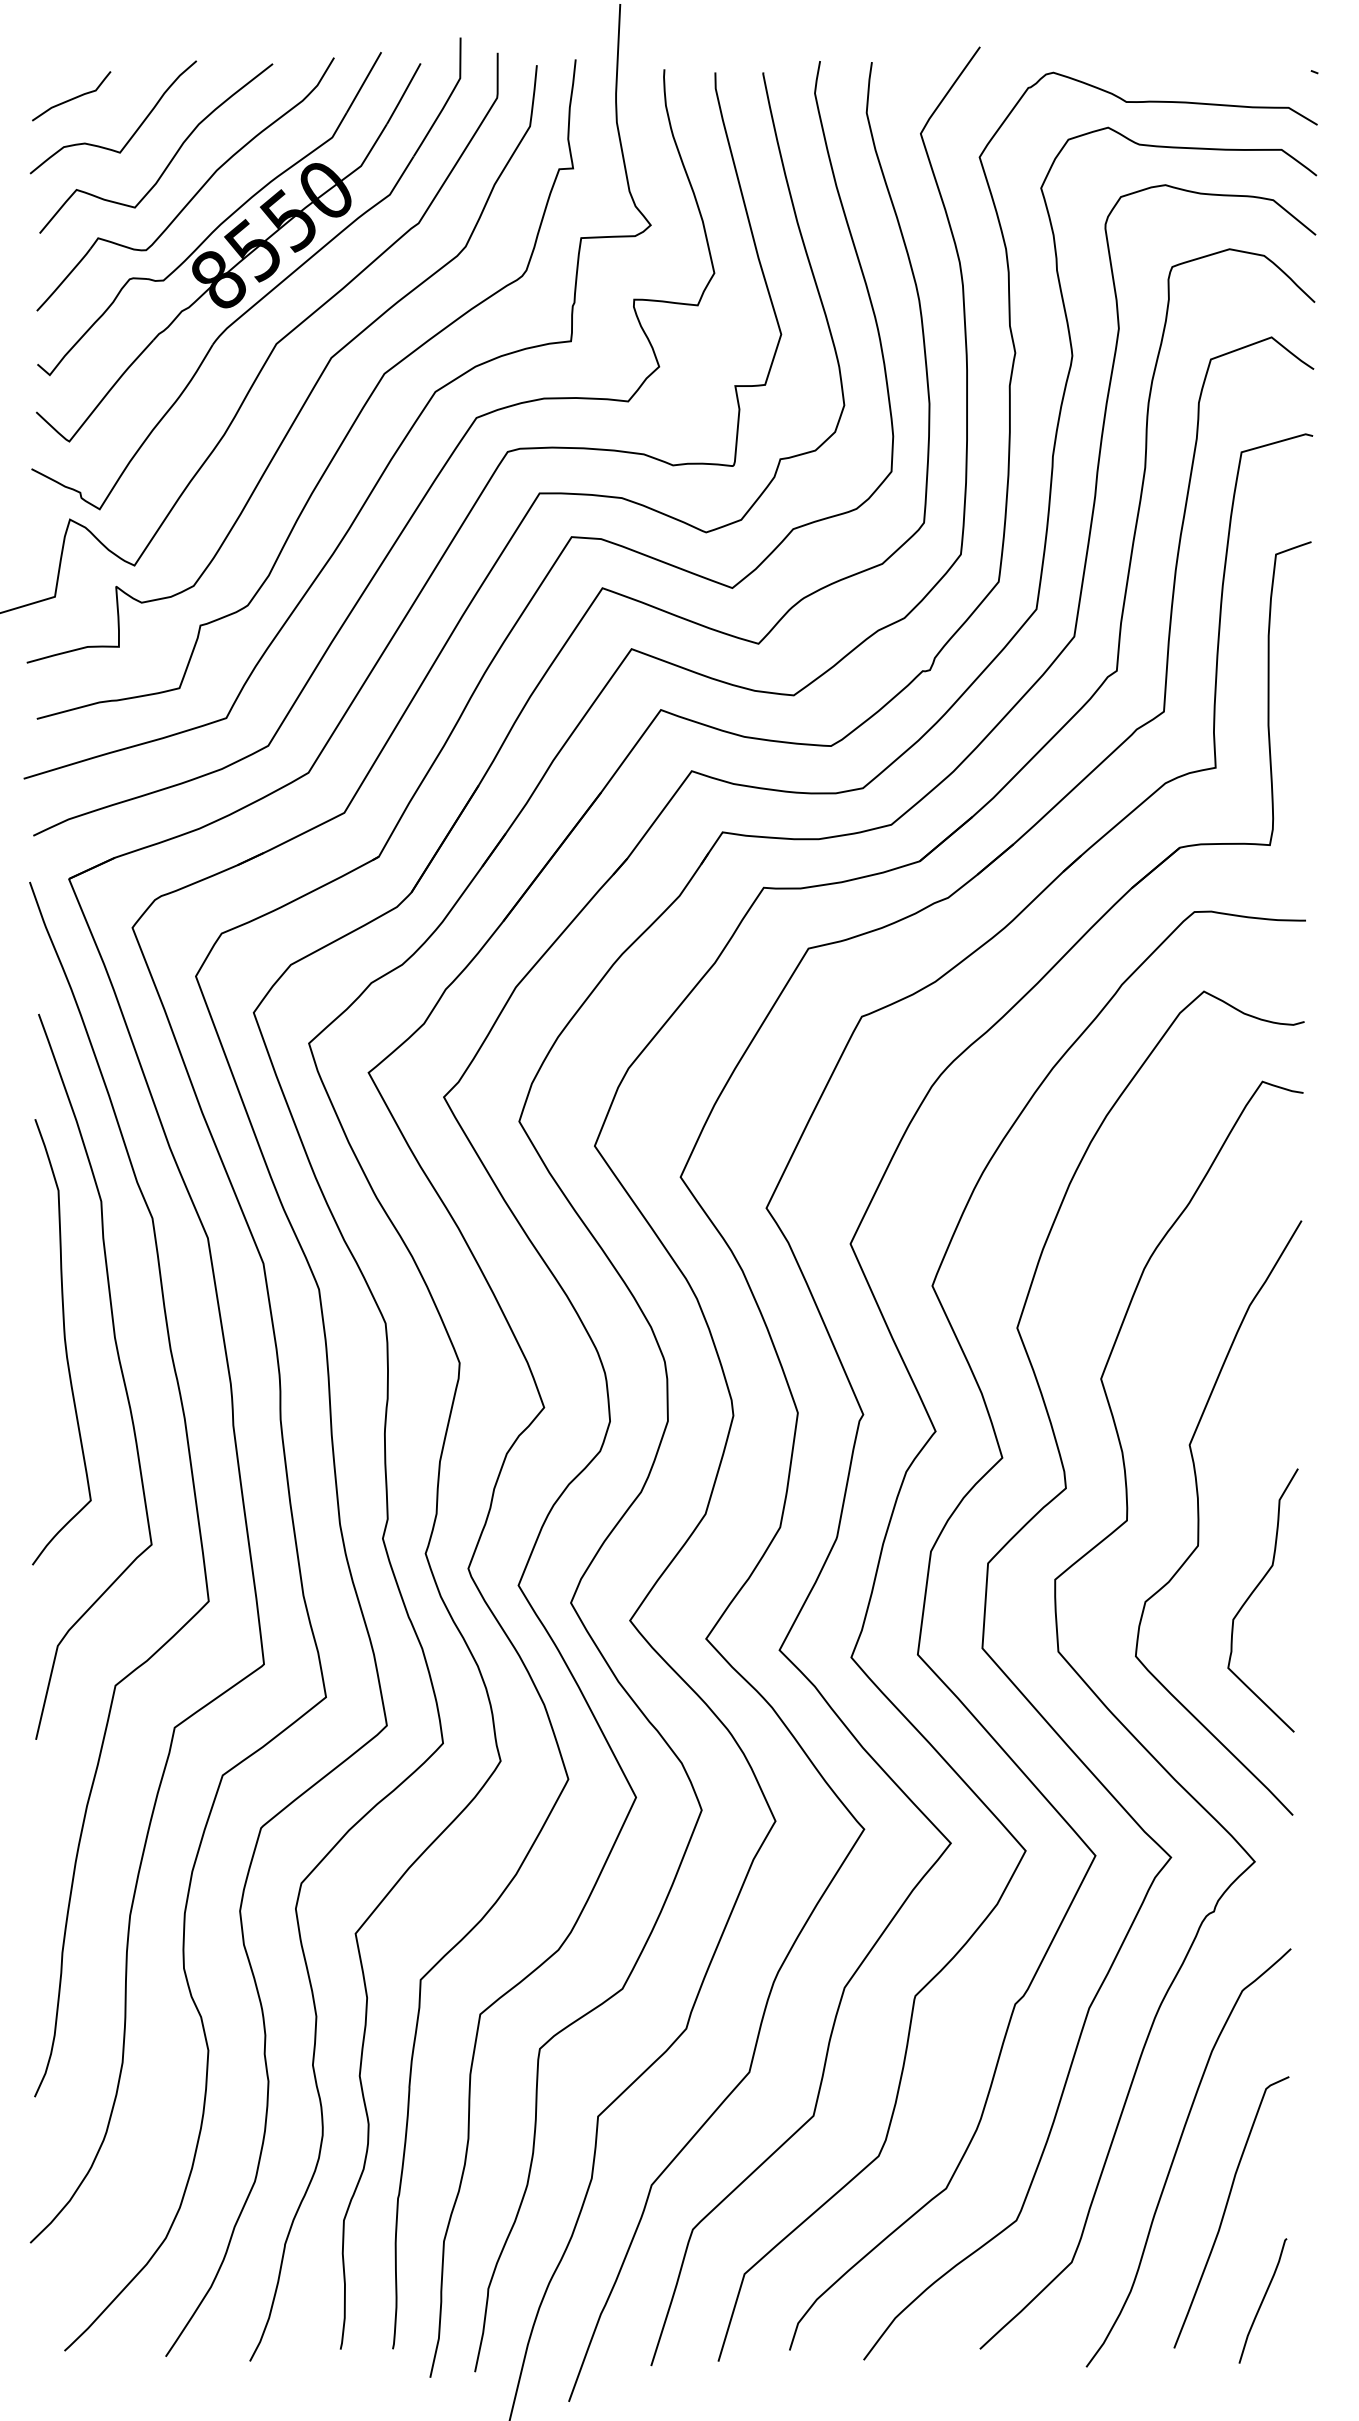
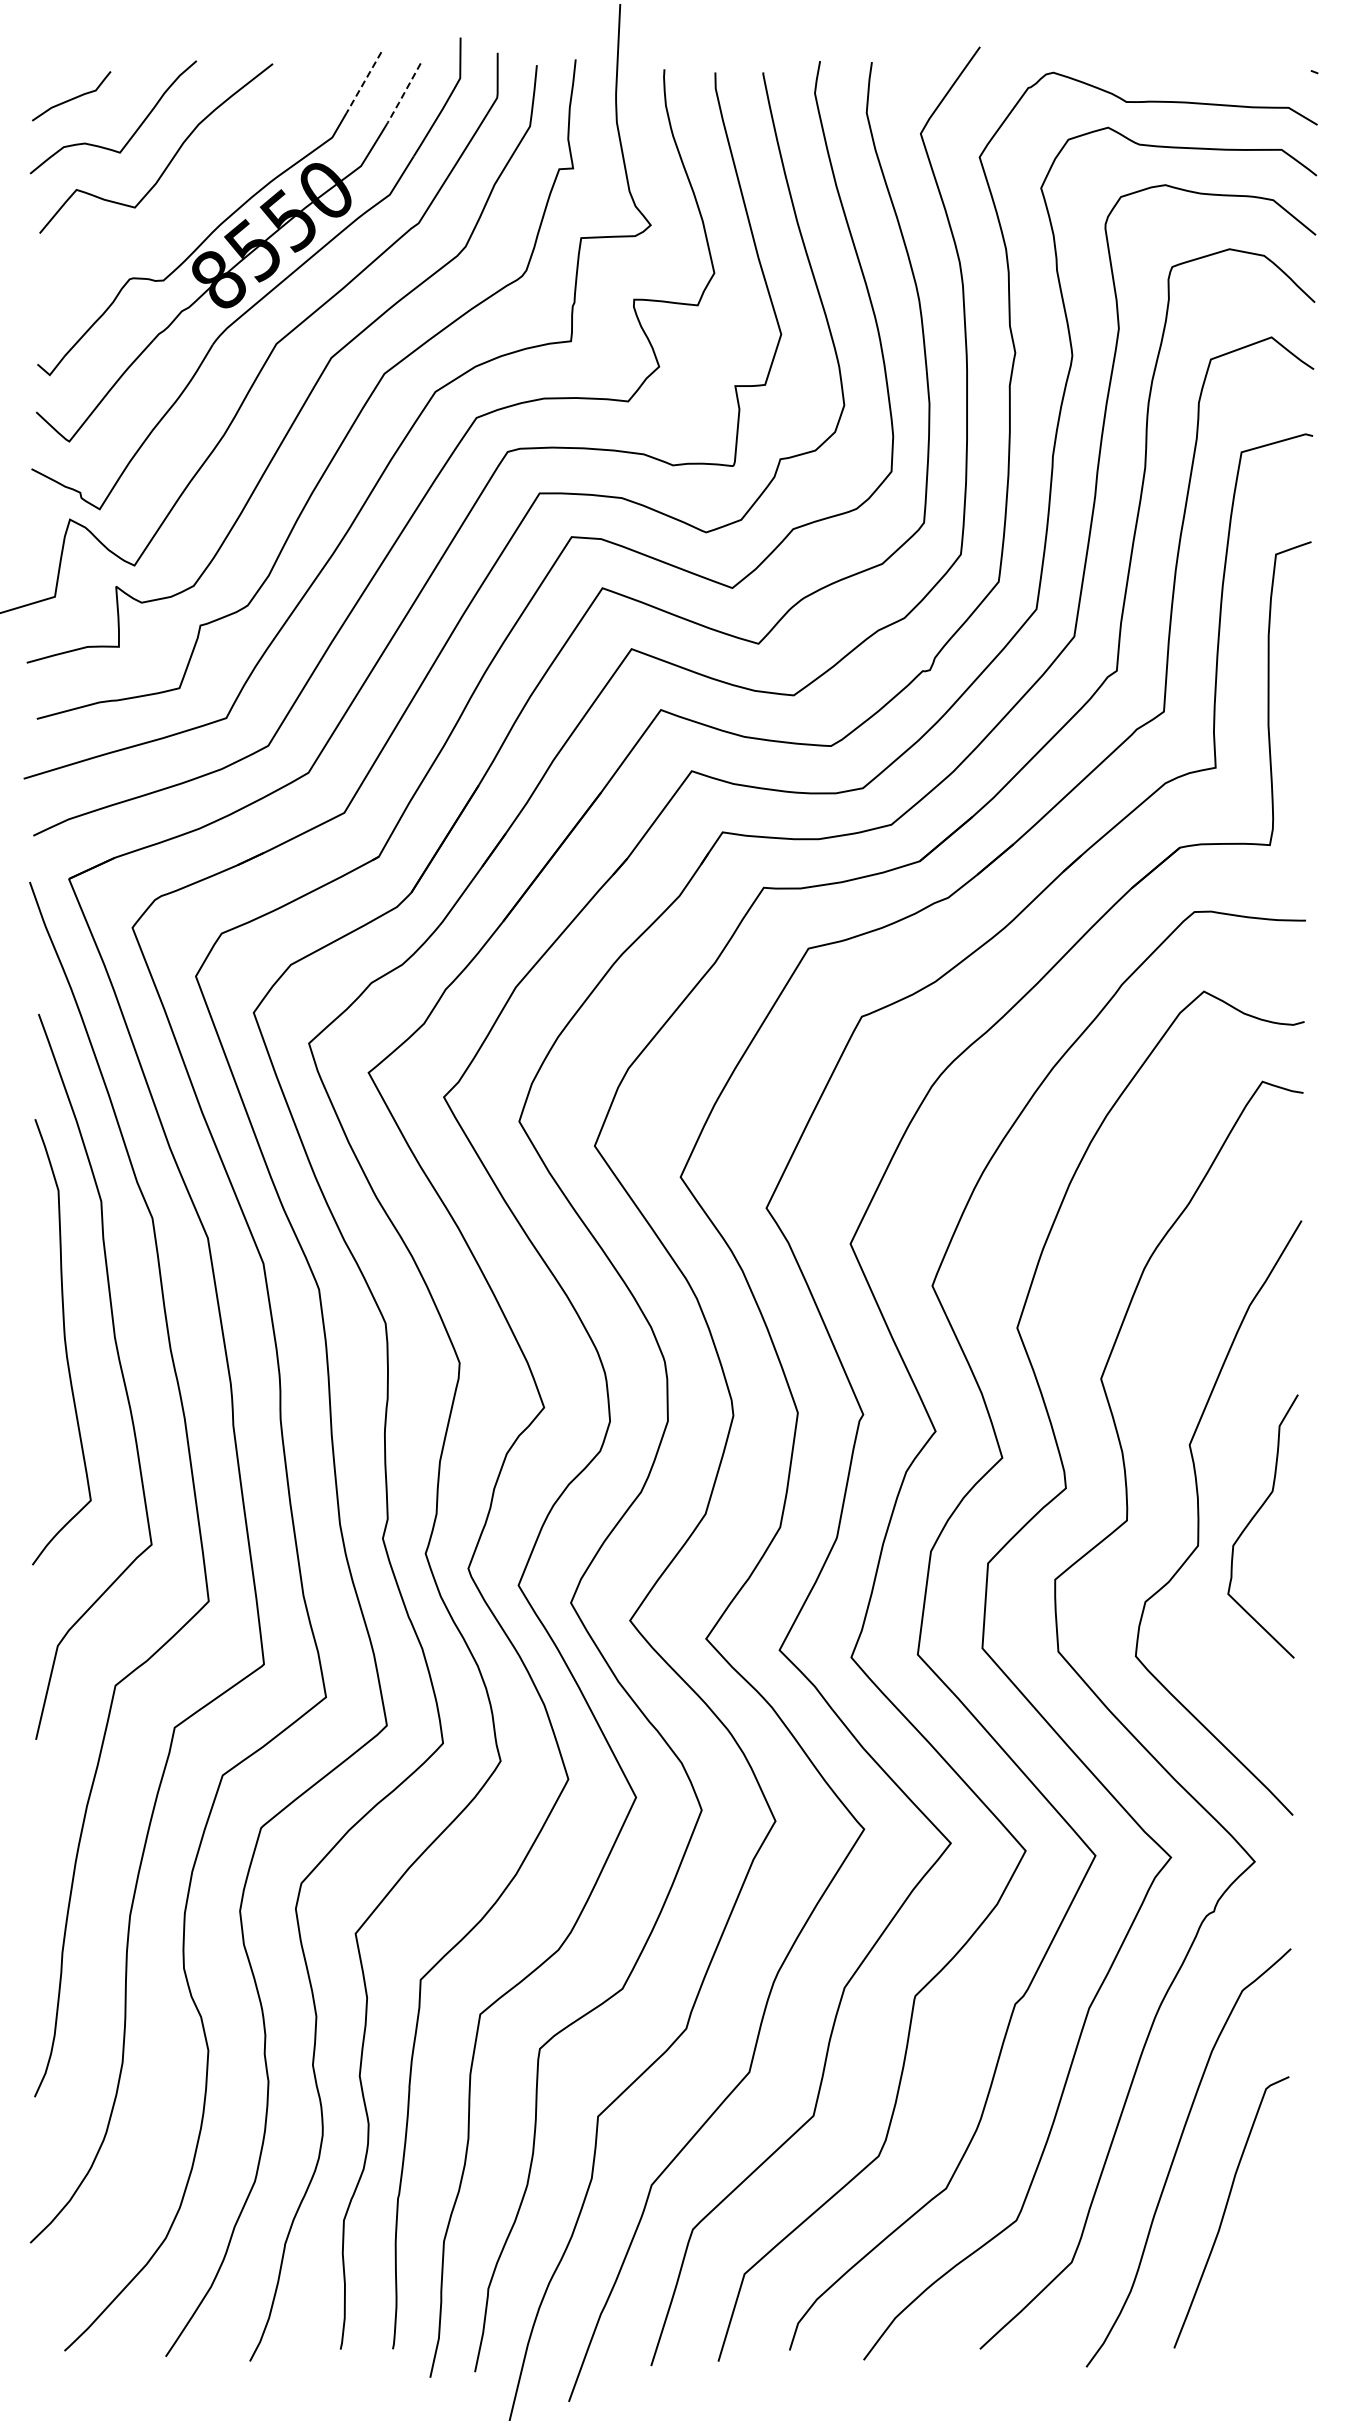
line: solid -> dashed (363, 83)
line: solid -> dashed (403, 94)
part: present -> none (195, 193)
curve position: (1252, 1594) -> (1252, 1520) (1252, 1520)
curve: present -> none (1262, 2300)
